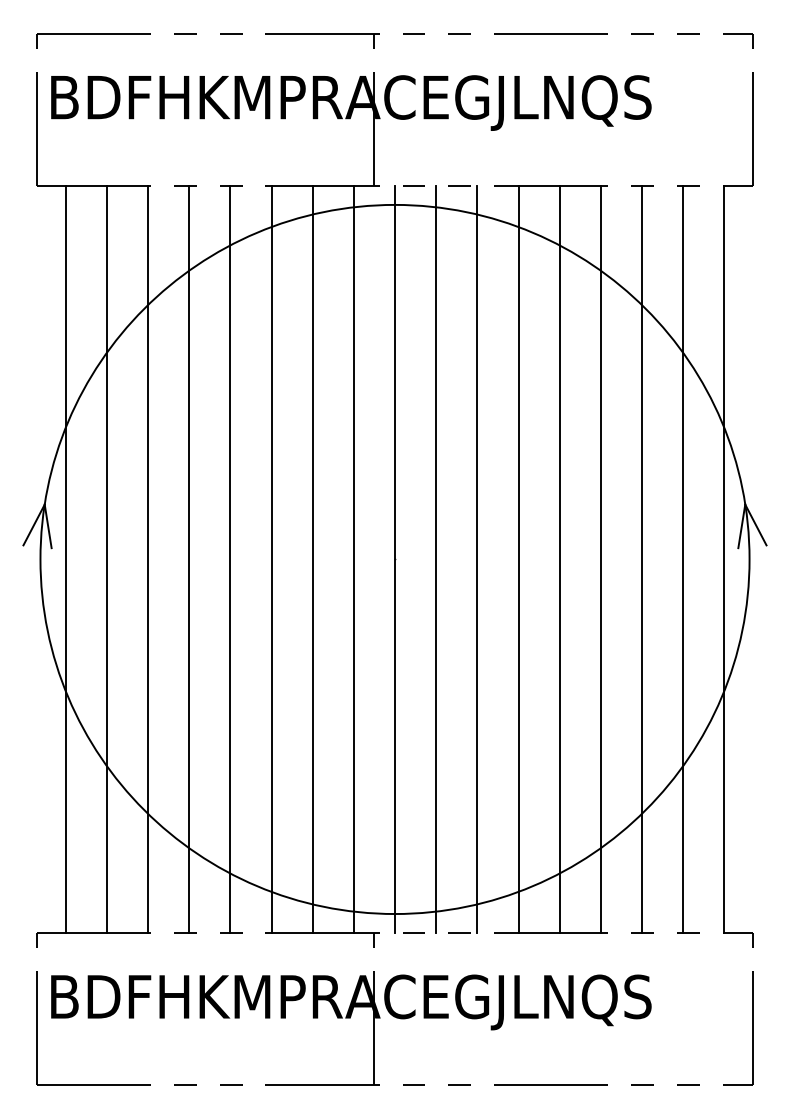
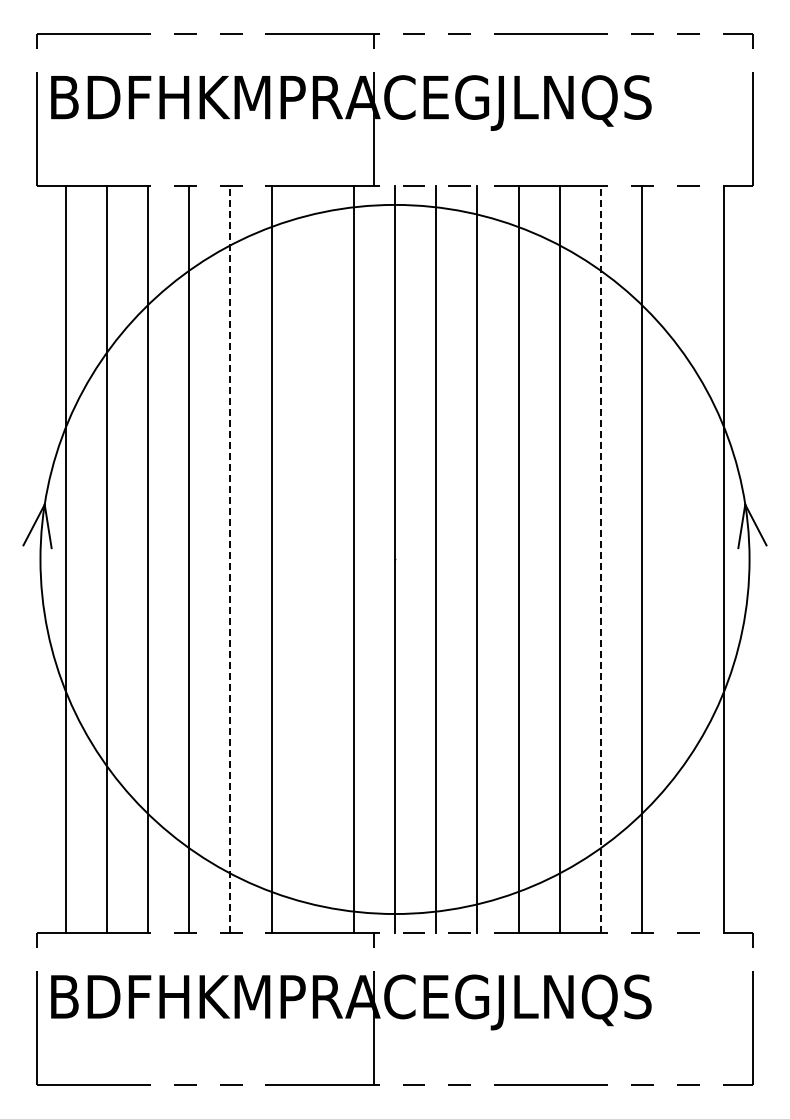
line: solid -> dashed (230, 559)
line: present -> none (312, 559)
line: solid -> dashed (600, 559)
line: present -> none (683, 559)
